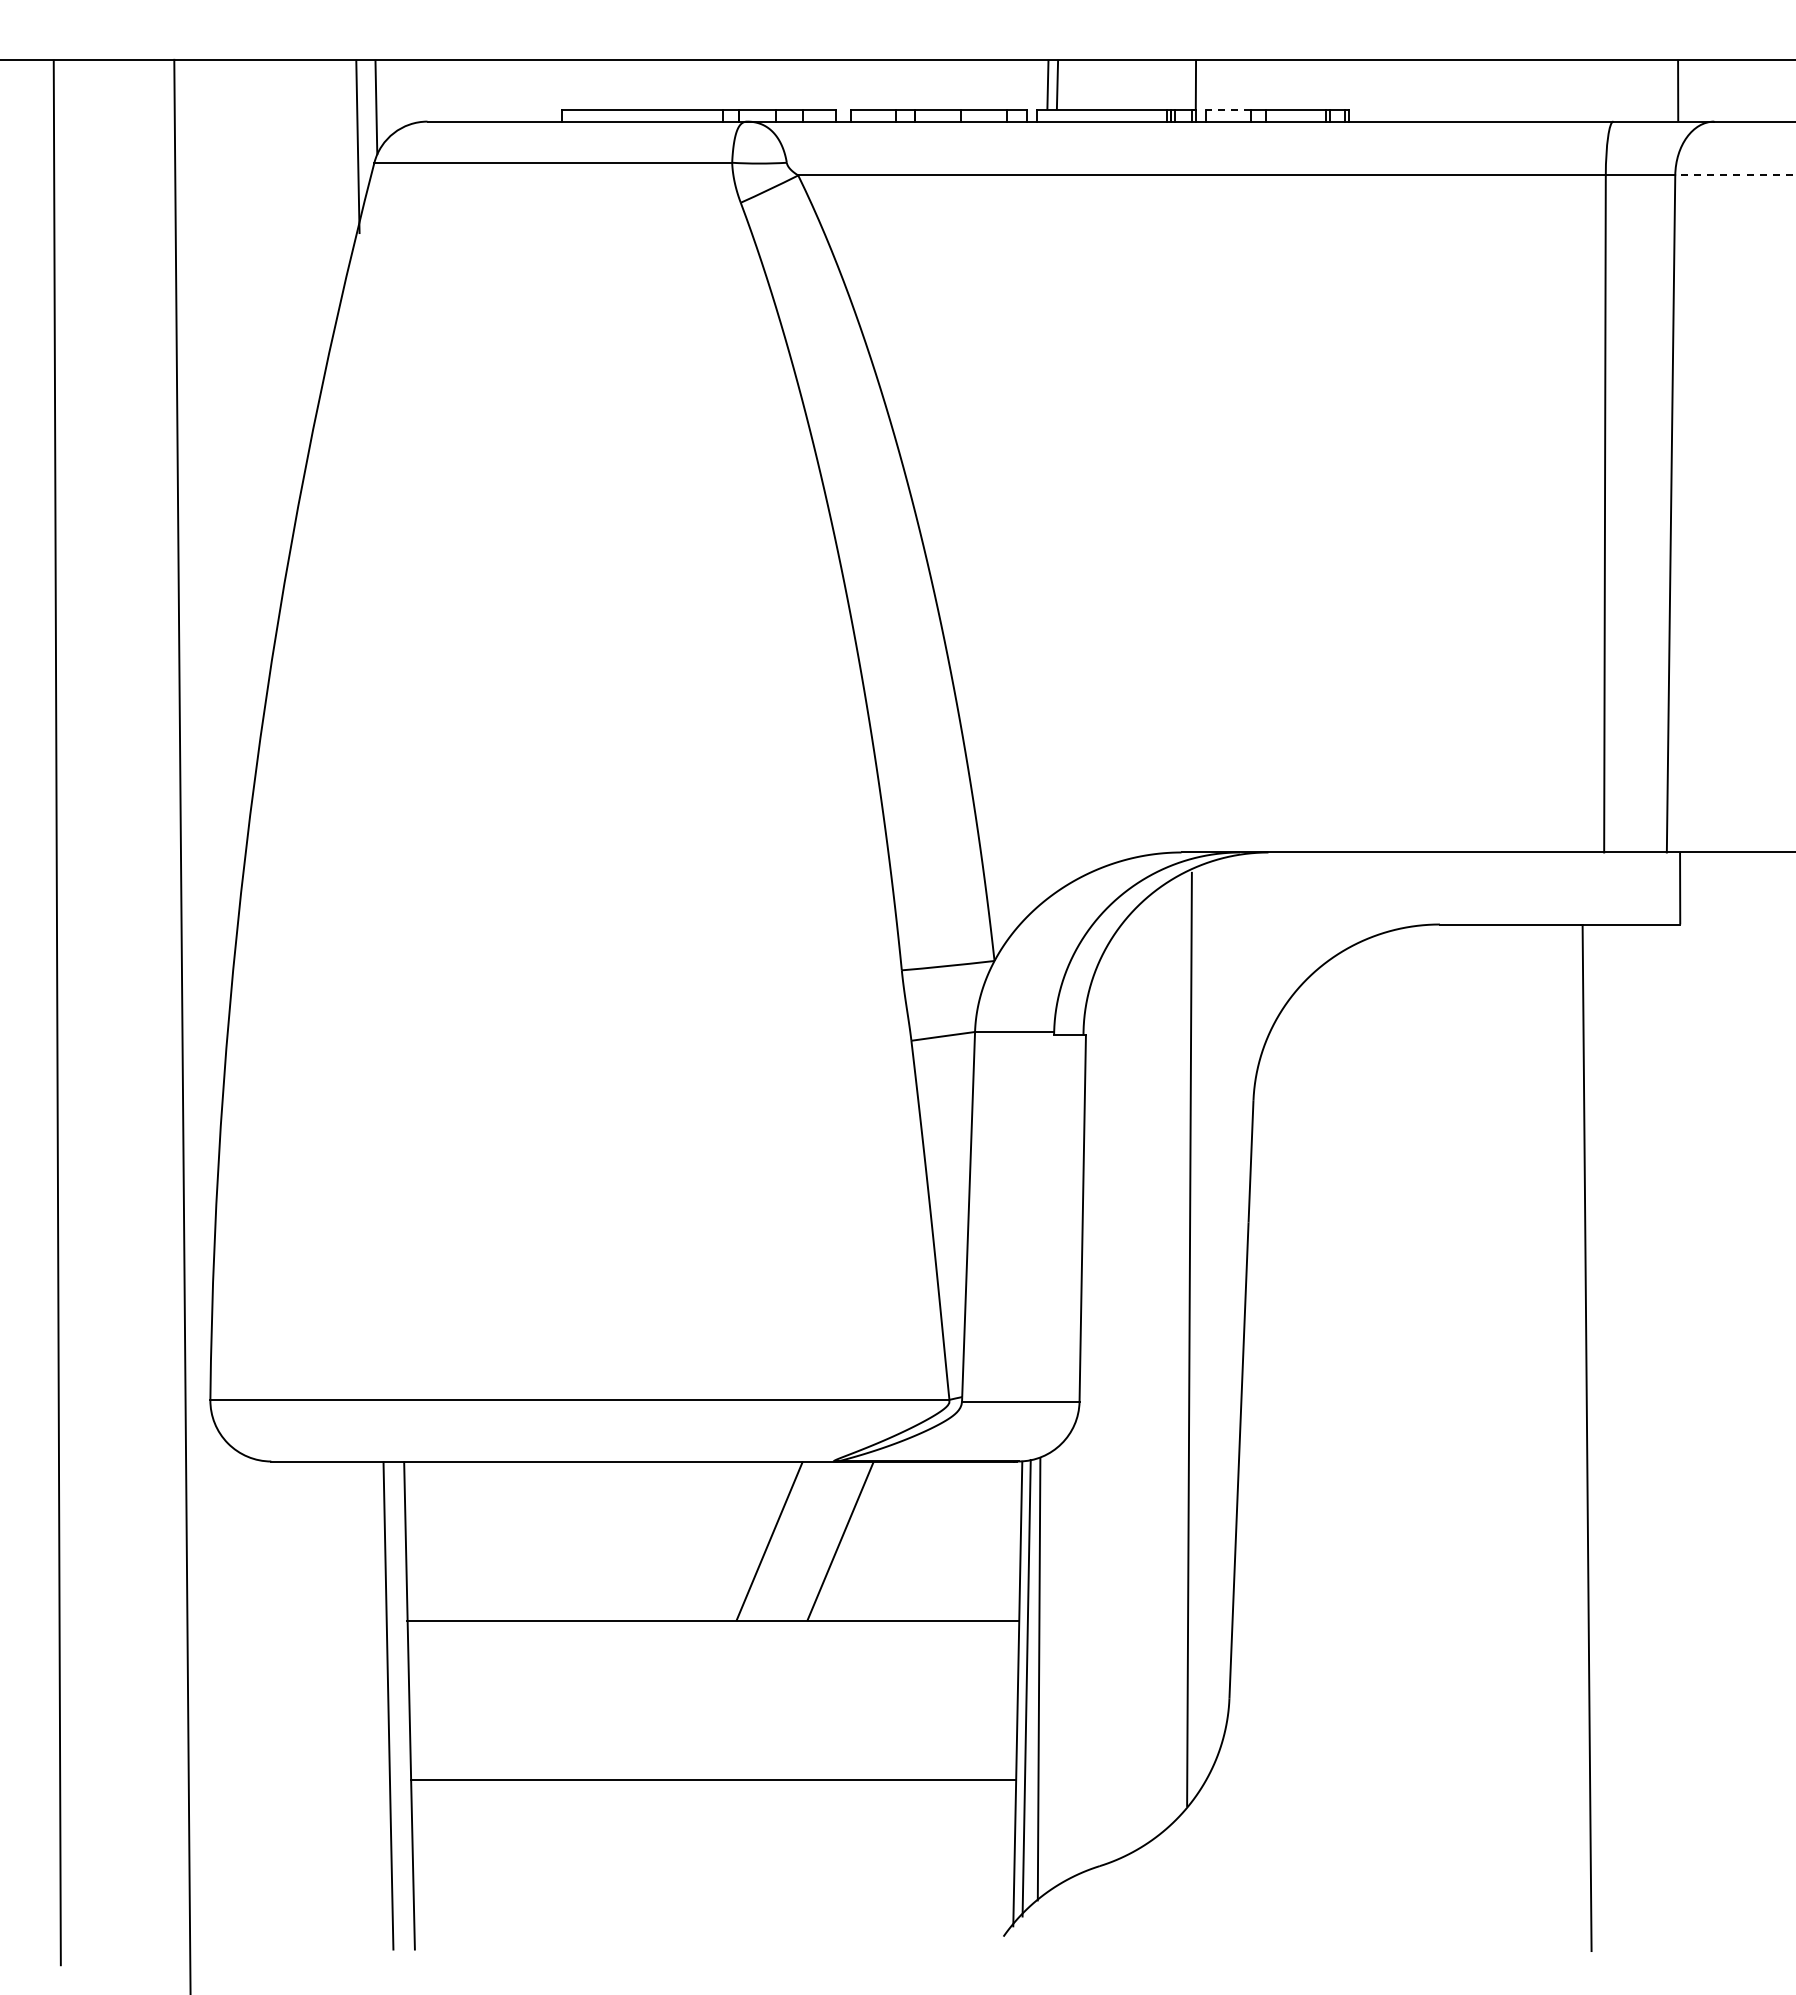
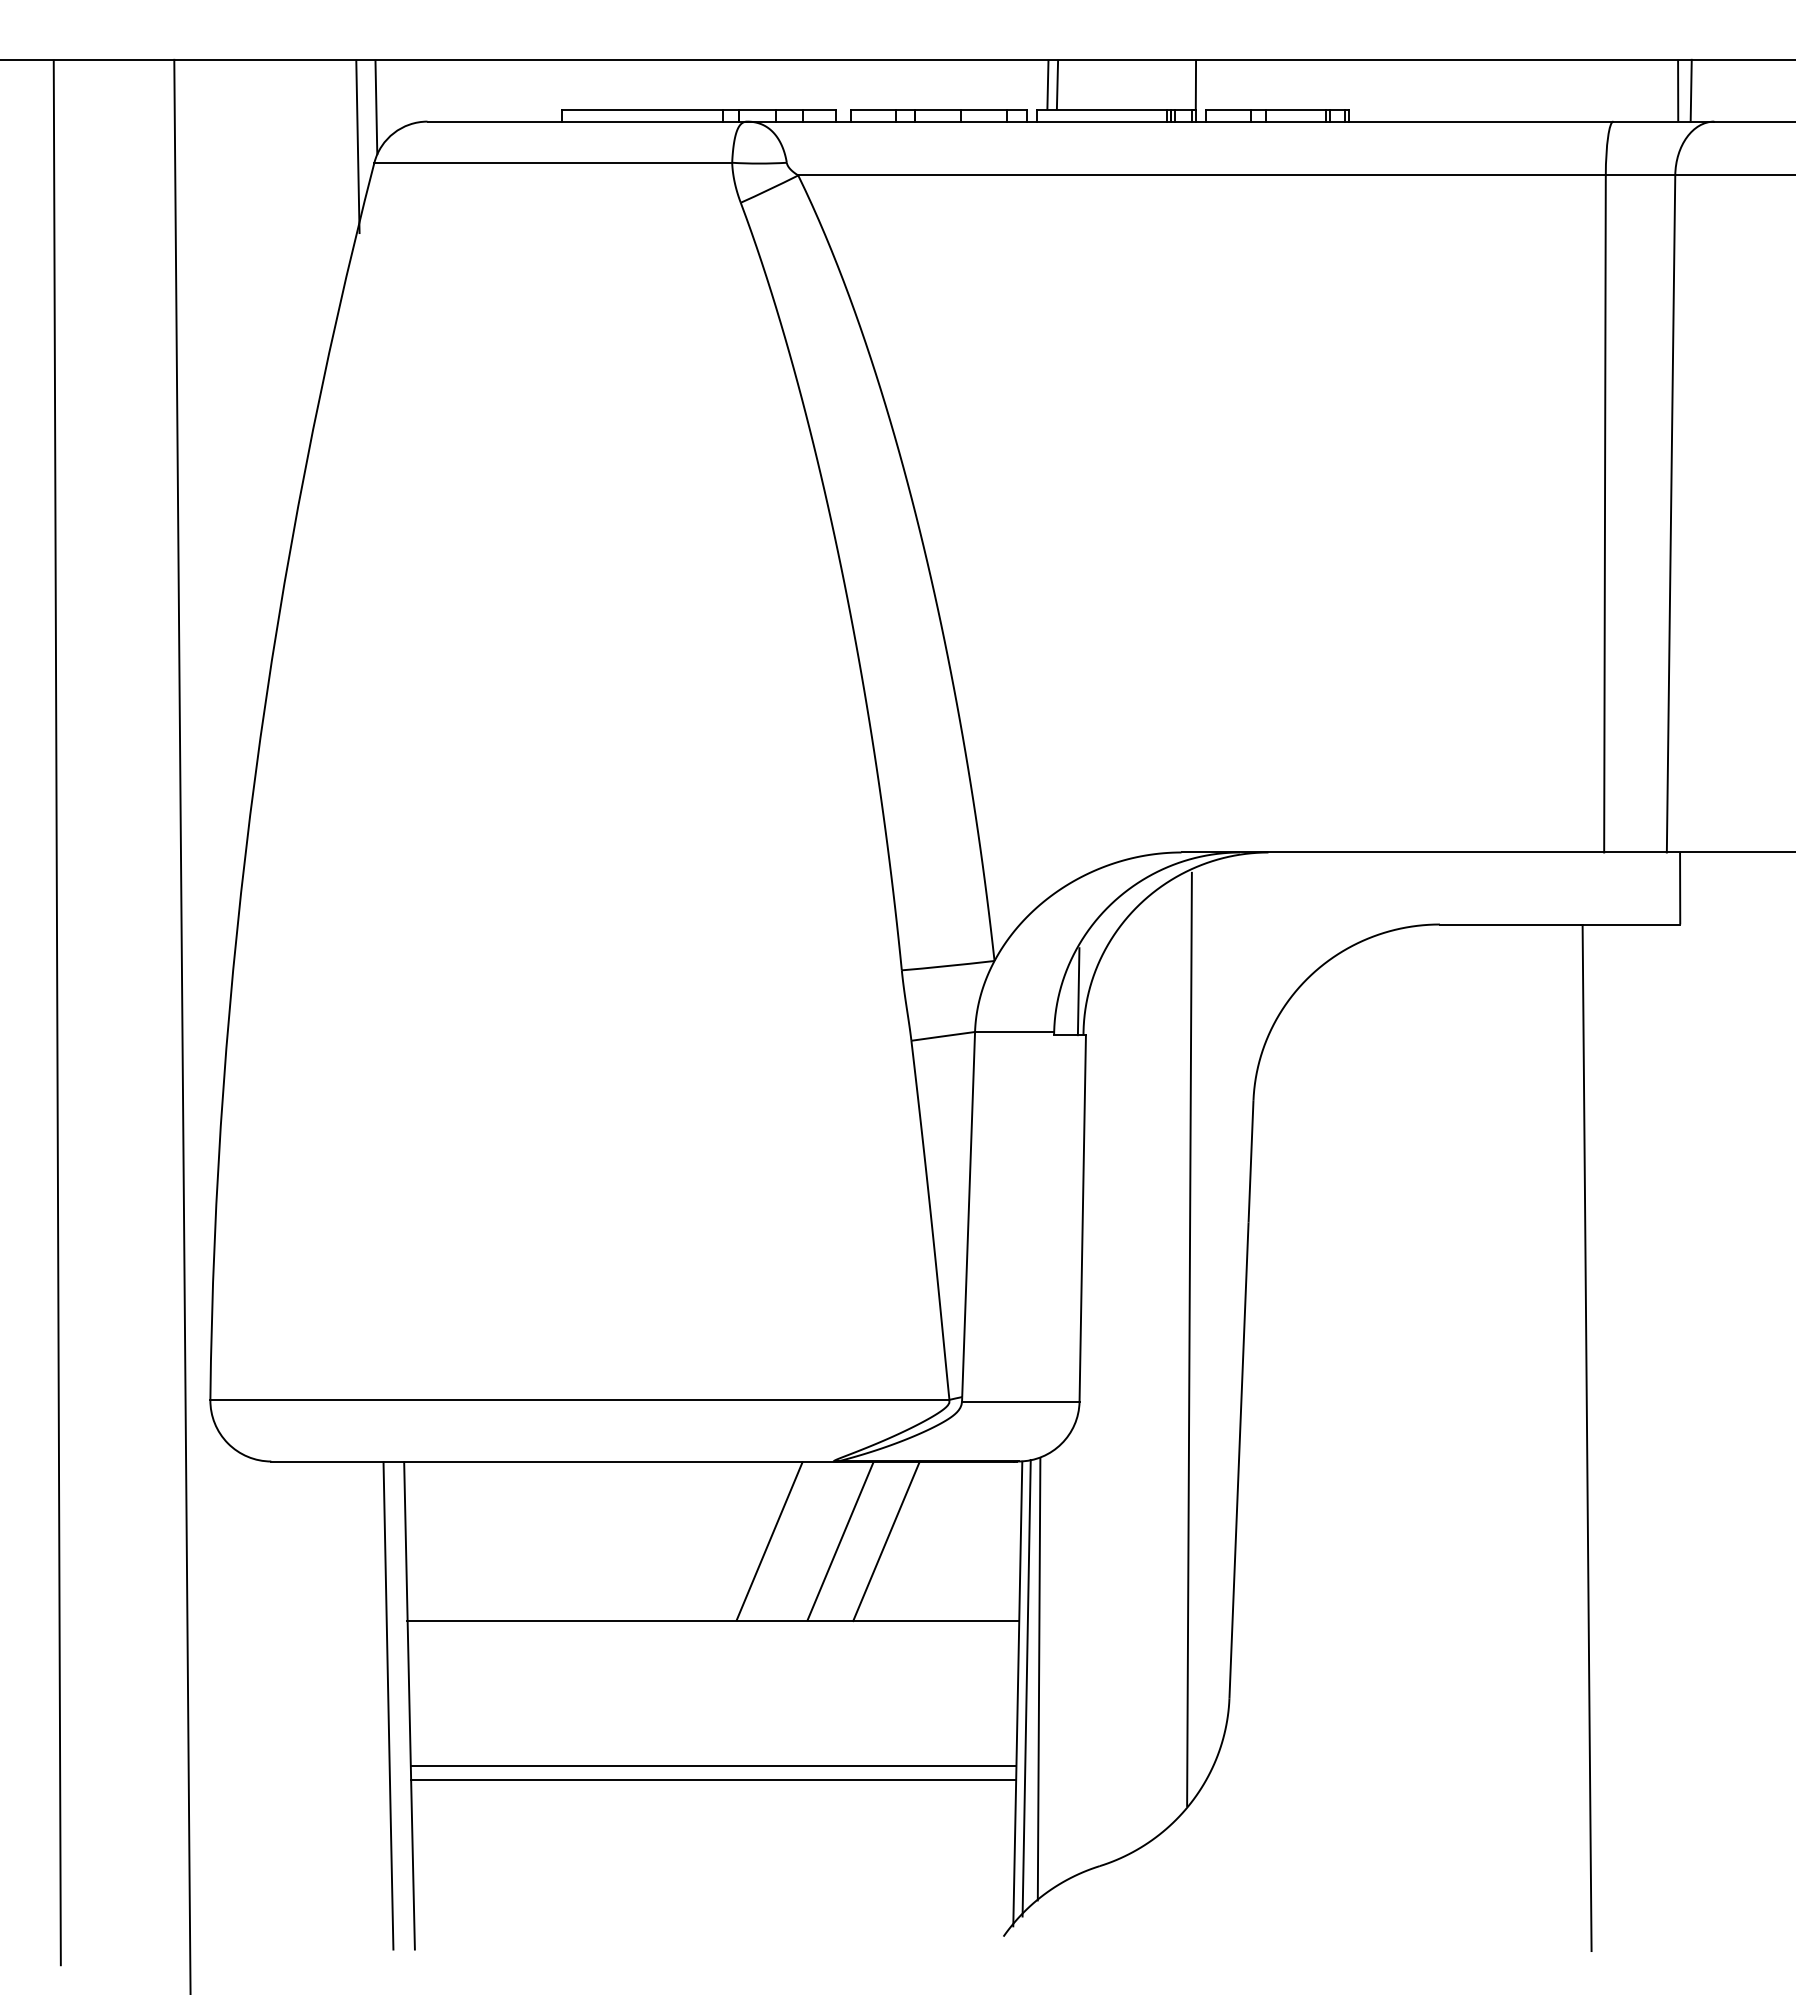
line: none -> present (1690, 90)
line: dashed -> solid (1228, 109)
line: dashed -> solid (1735, 175)
line: none -> present (1078, 991)
line: none -> present (886, 1541)
line: none -> present (713, 1765)
